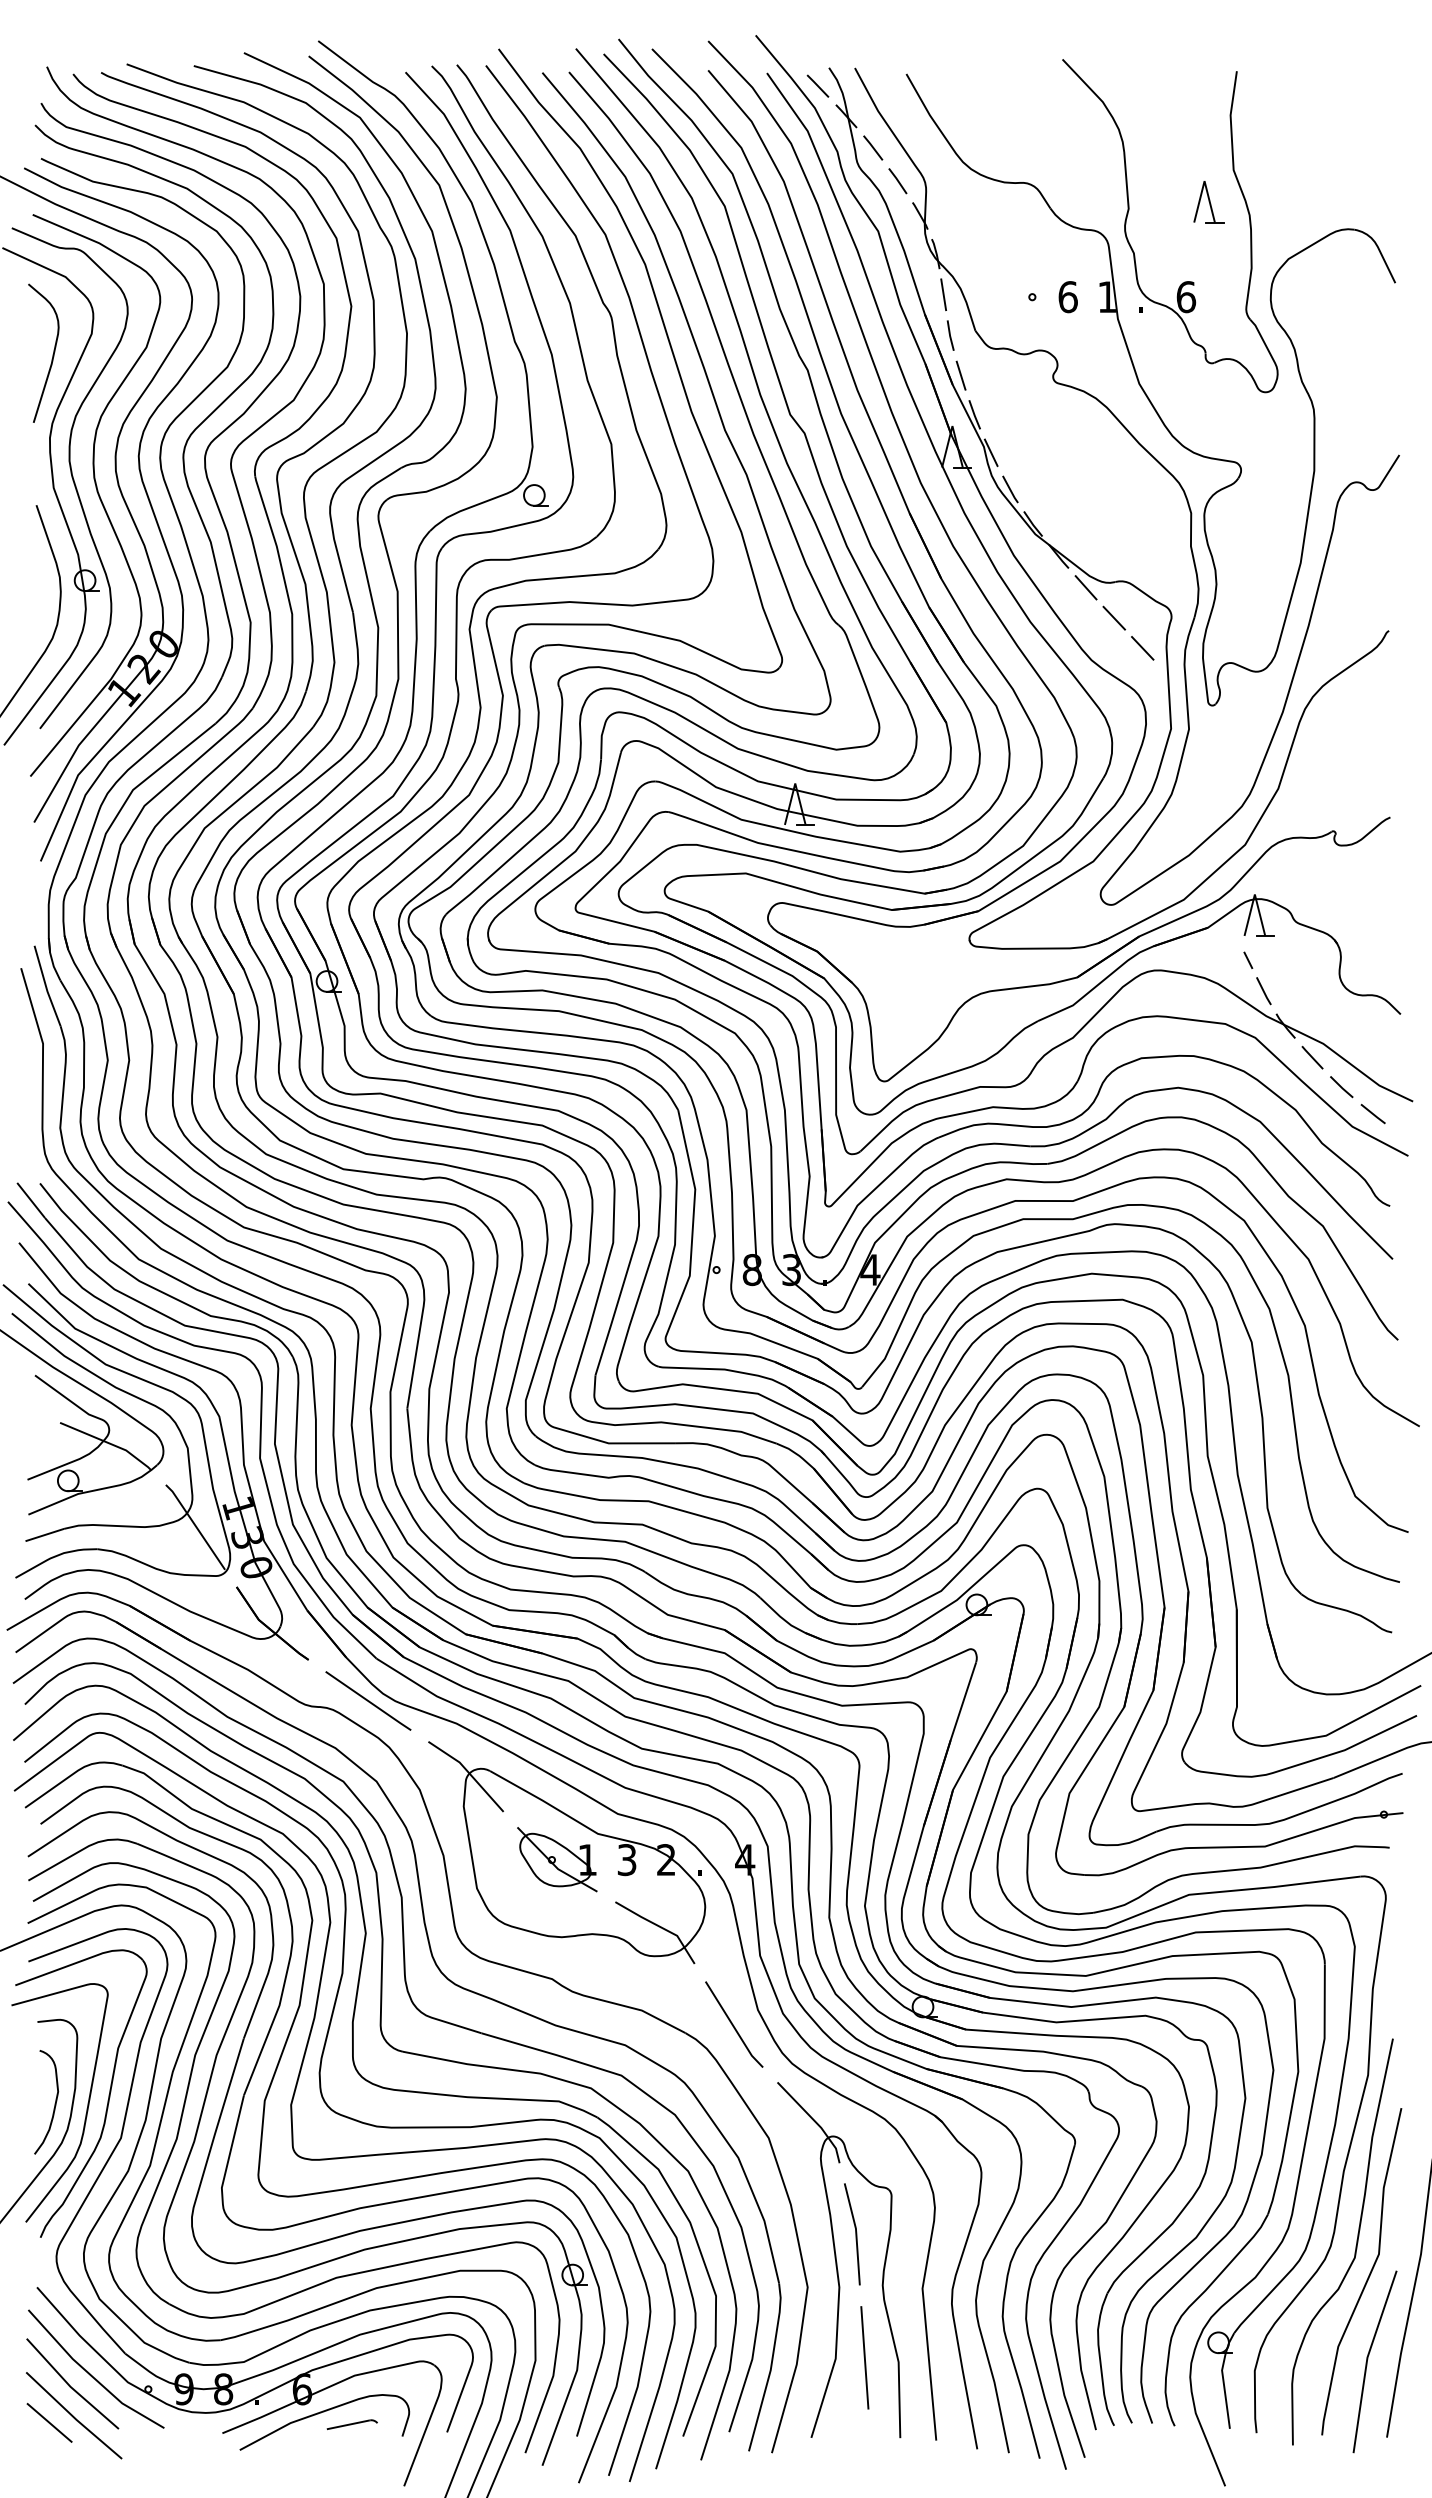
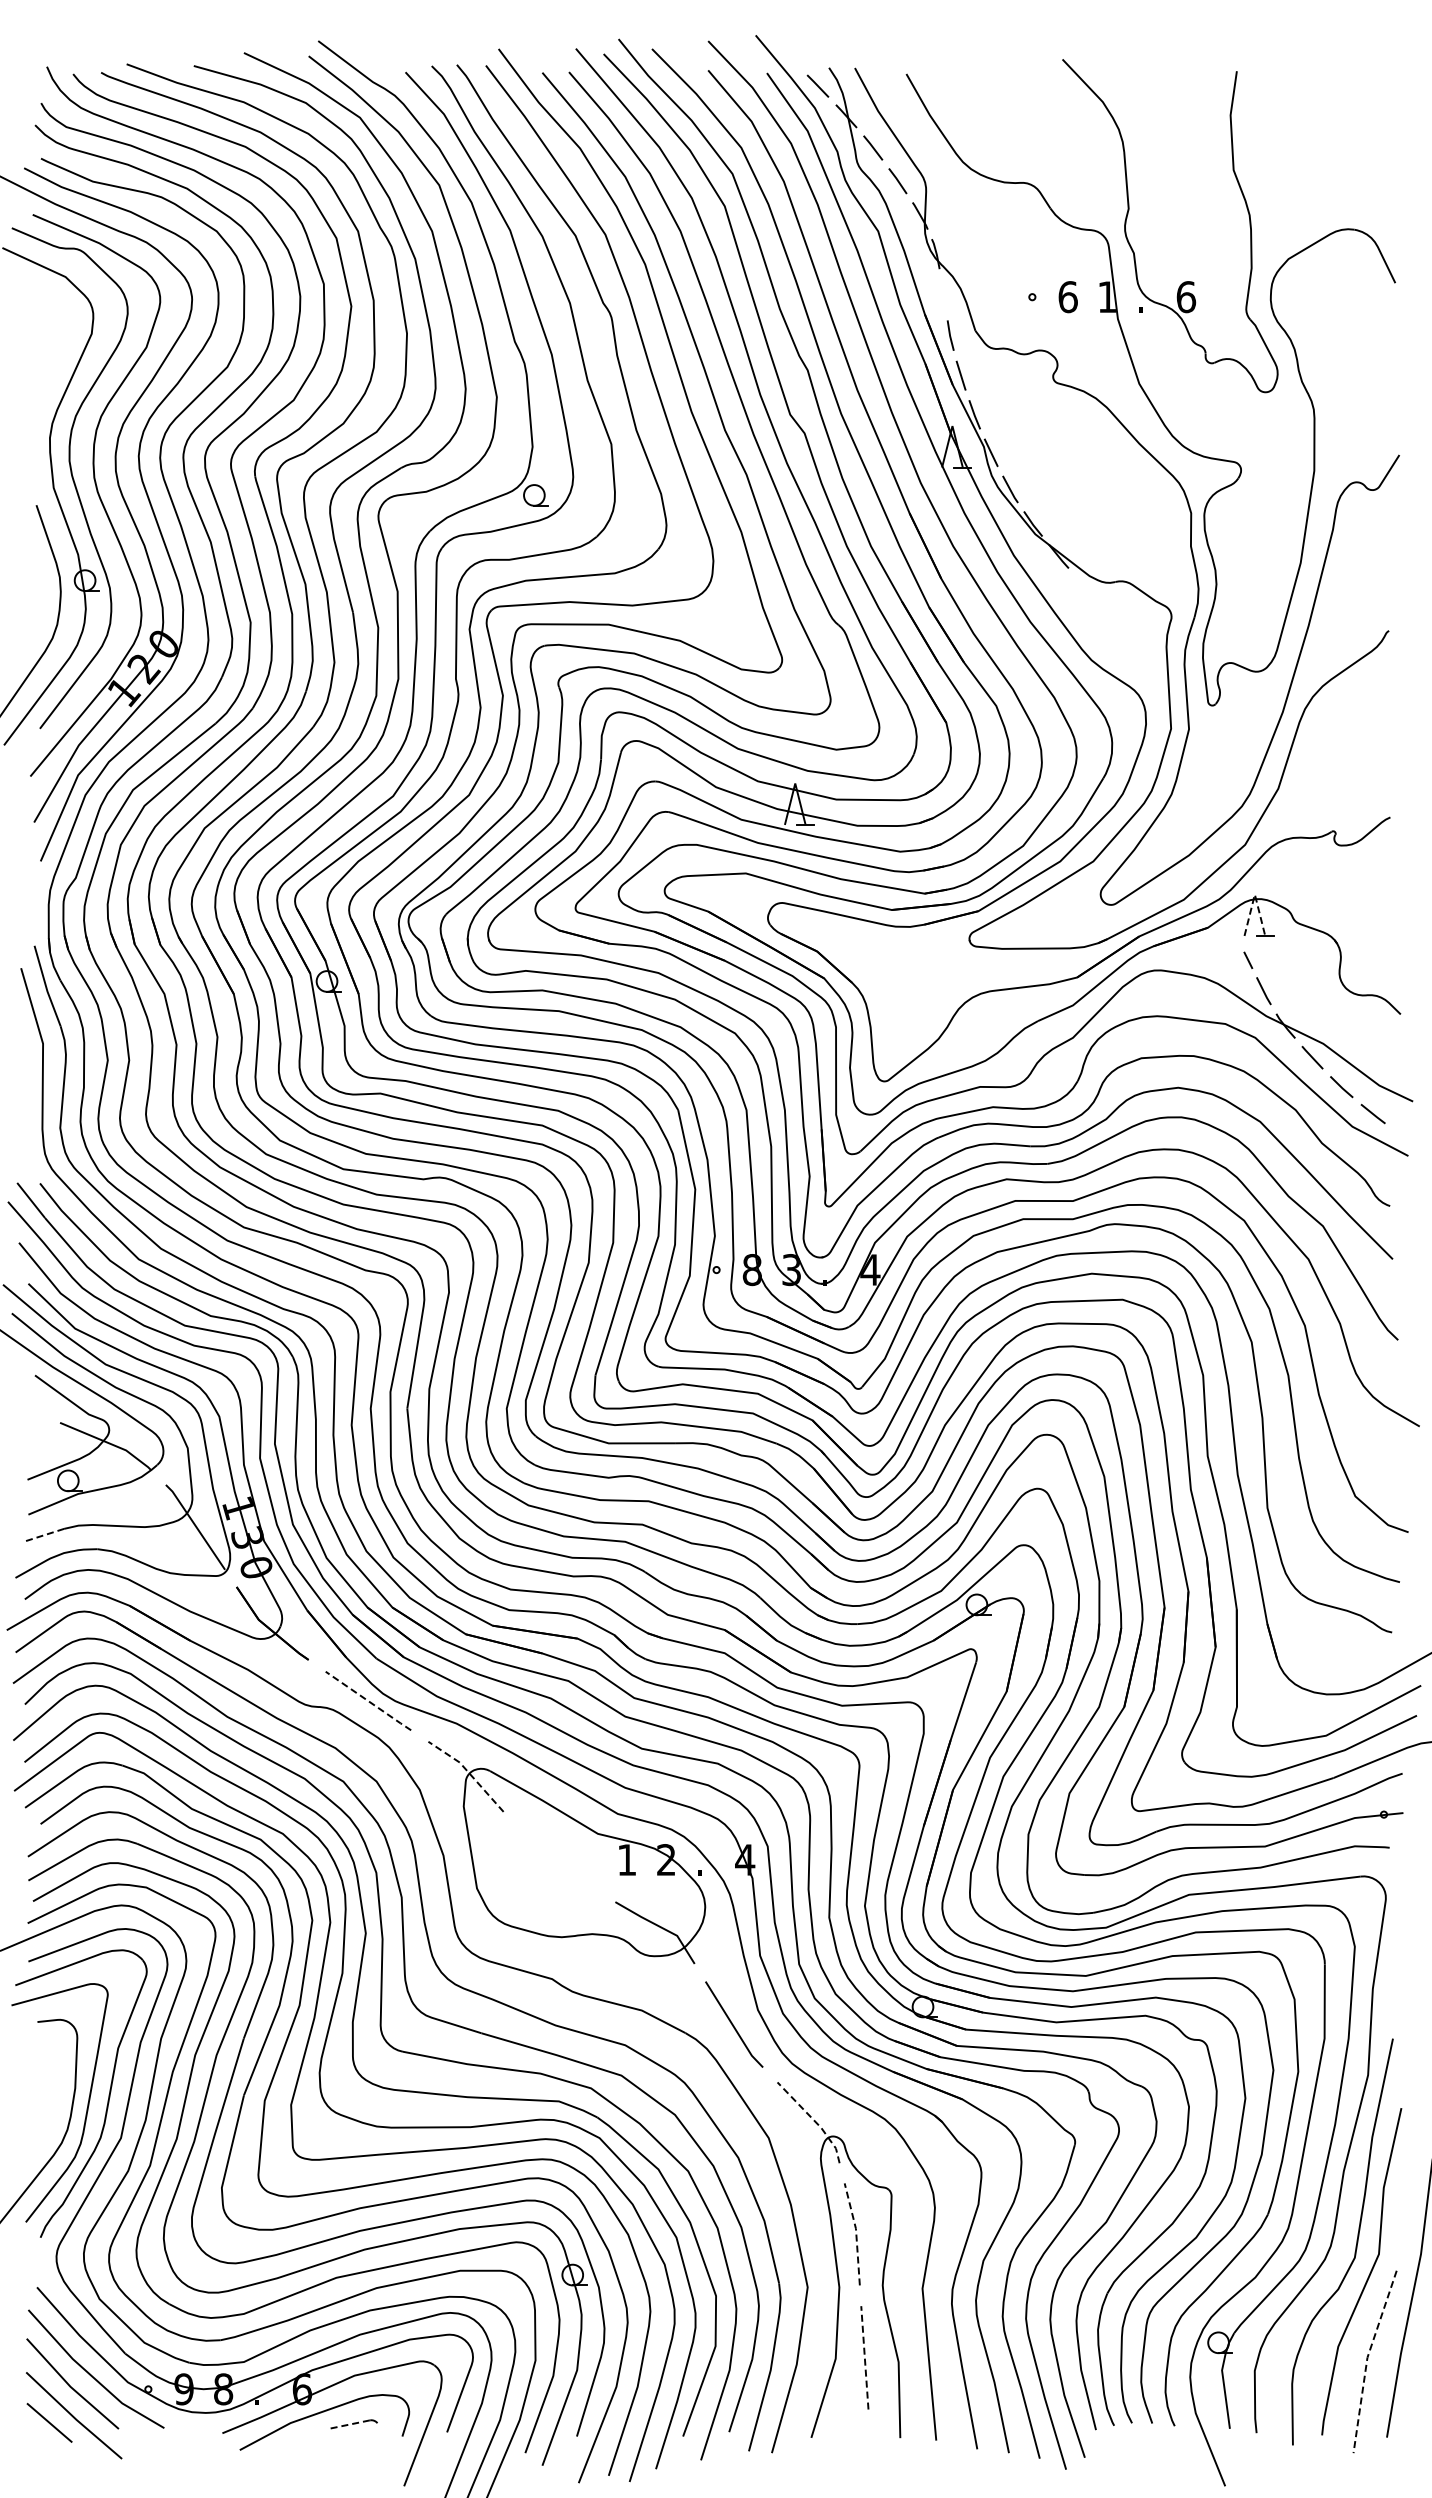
part: present -> none (1208, 202)
line: present -> none (943, 294)
curve: present -> none (52, 354)
line: present -> none (1085, 587)
line: present -> none (1113, 617)
line: present -> none (1142, 648)
line: solid -> dashed (1254, 894)
line: solid -> dashed (44, 1535)
line: solid -> dashed (368, 1701)
line: solid -> dashed (468, 1772)
part: present -> none (557, 1859)
text: 3 -> 1 (626, 1860)
curve: present -> none (54, 2103)
line: solid -> dashed (814, 2120)
line: solid -> dashed (856, 2232)
line: solid -> dashed (864, 2357)
line: solid -> dashed (1367, 2359)
line: solid -> dashed (348, 2424)
